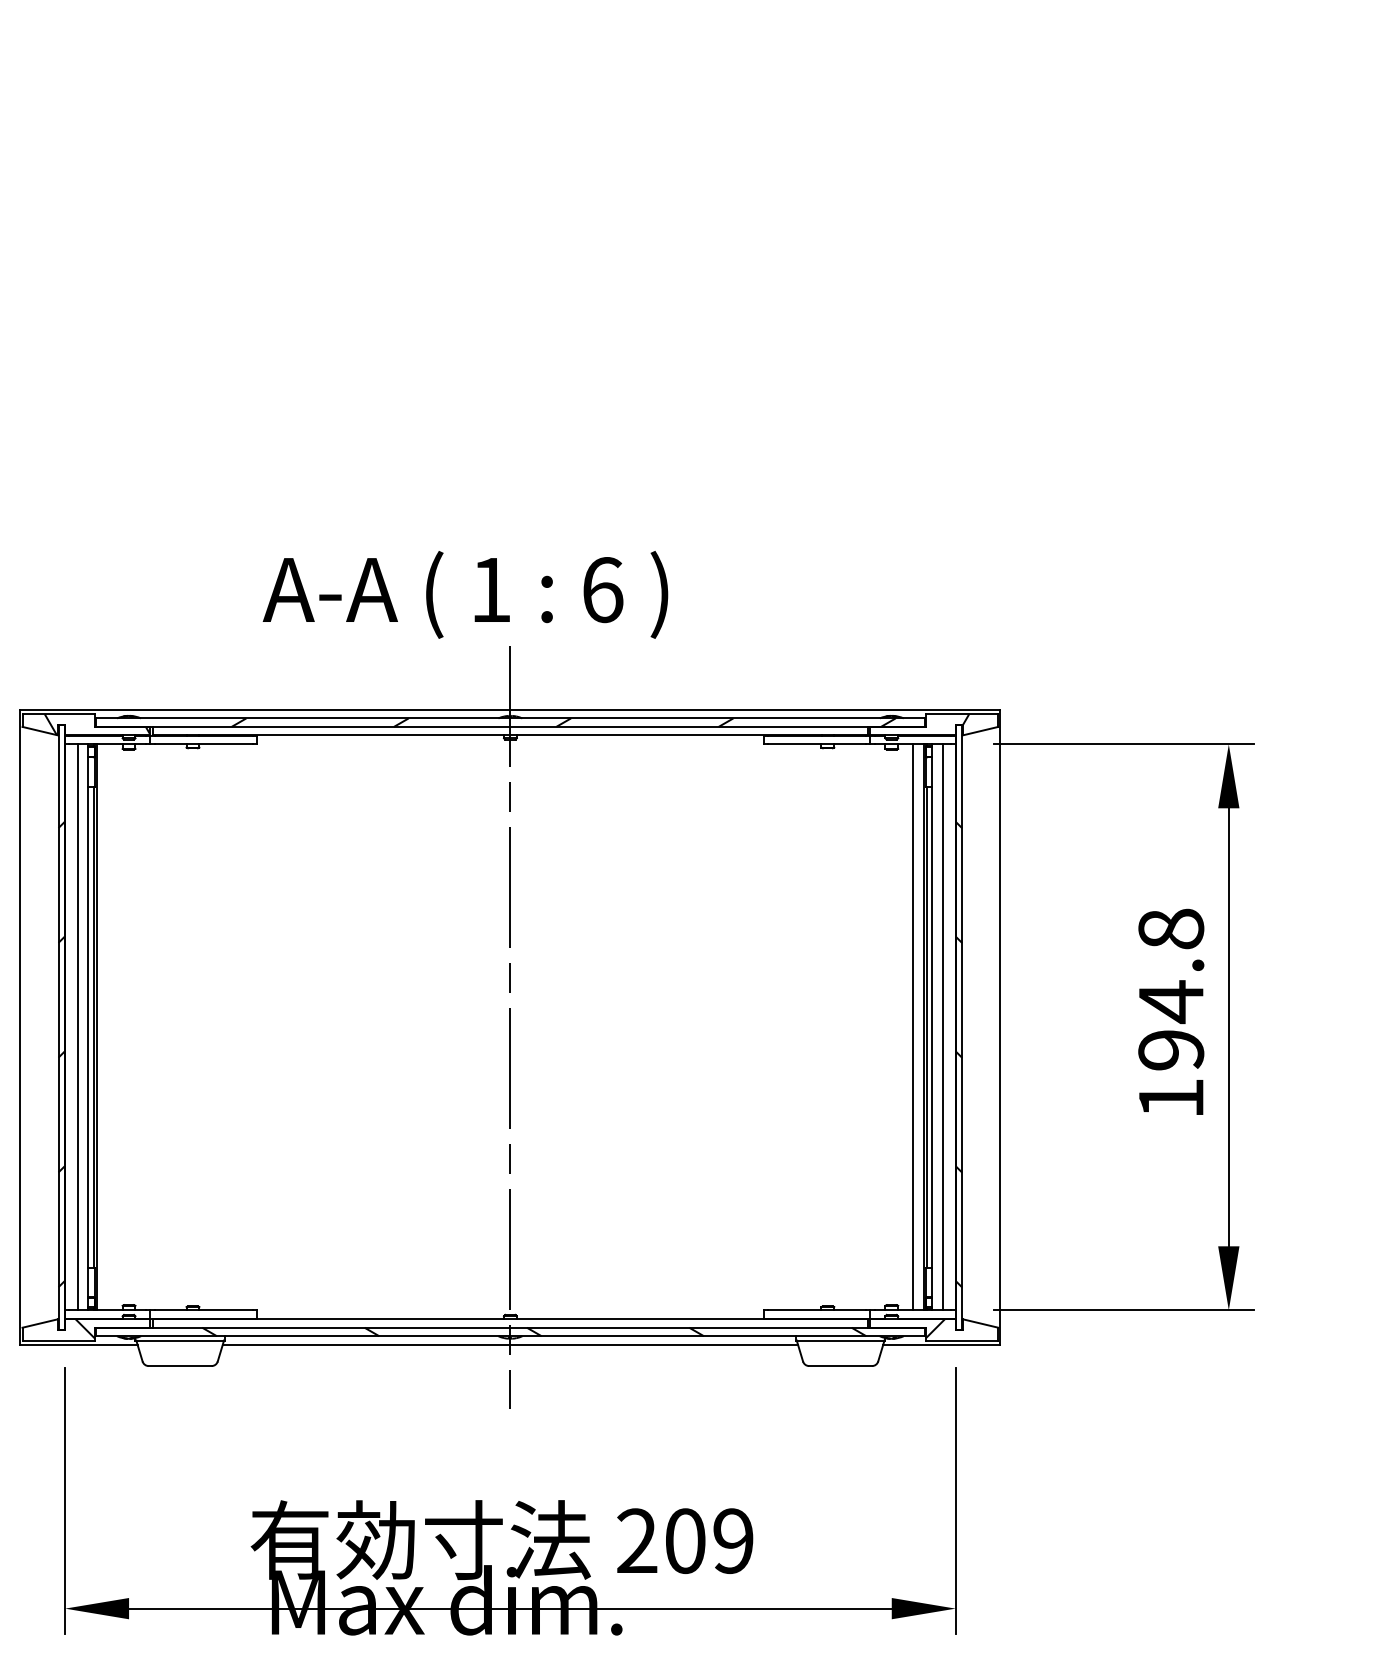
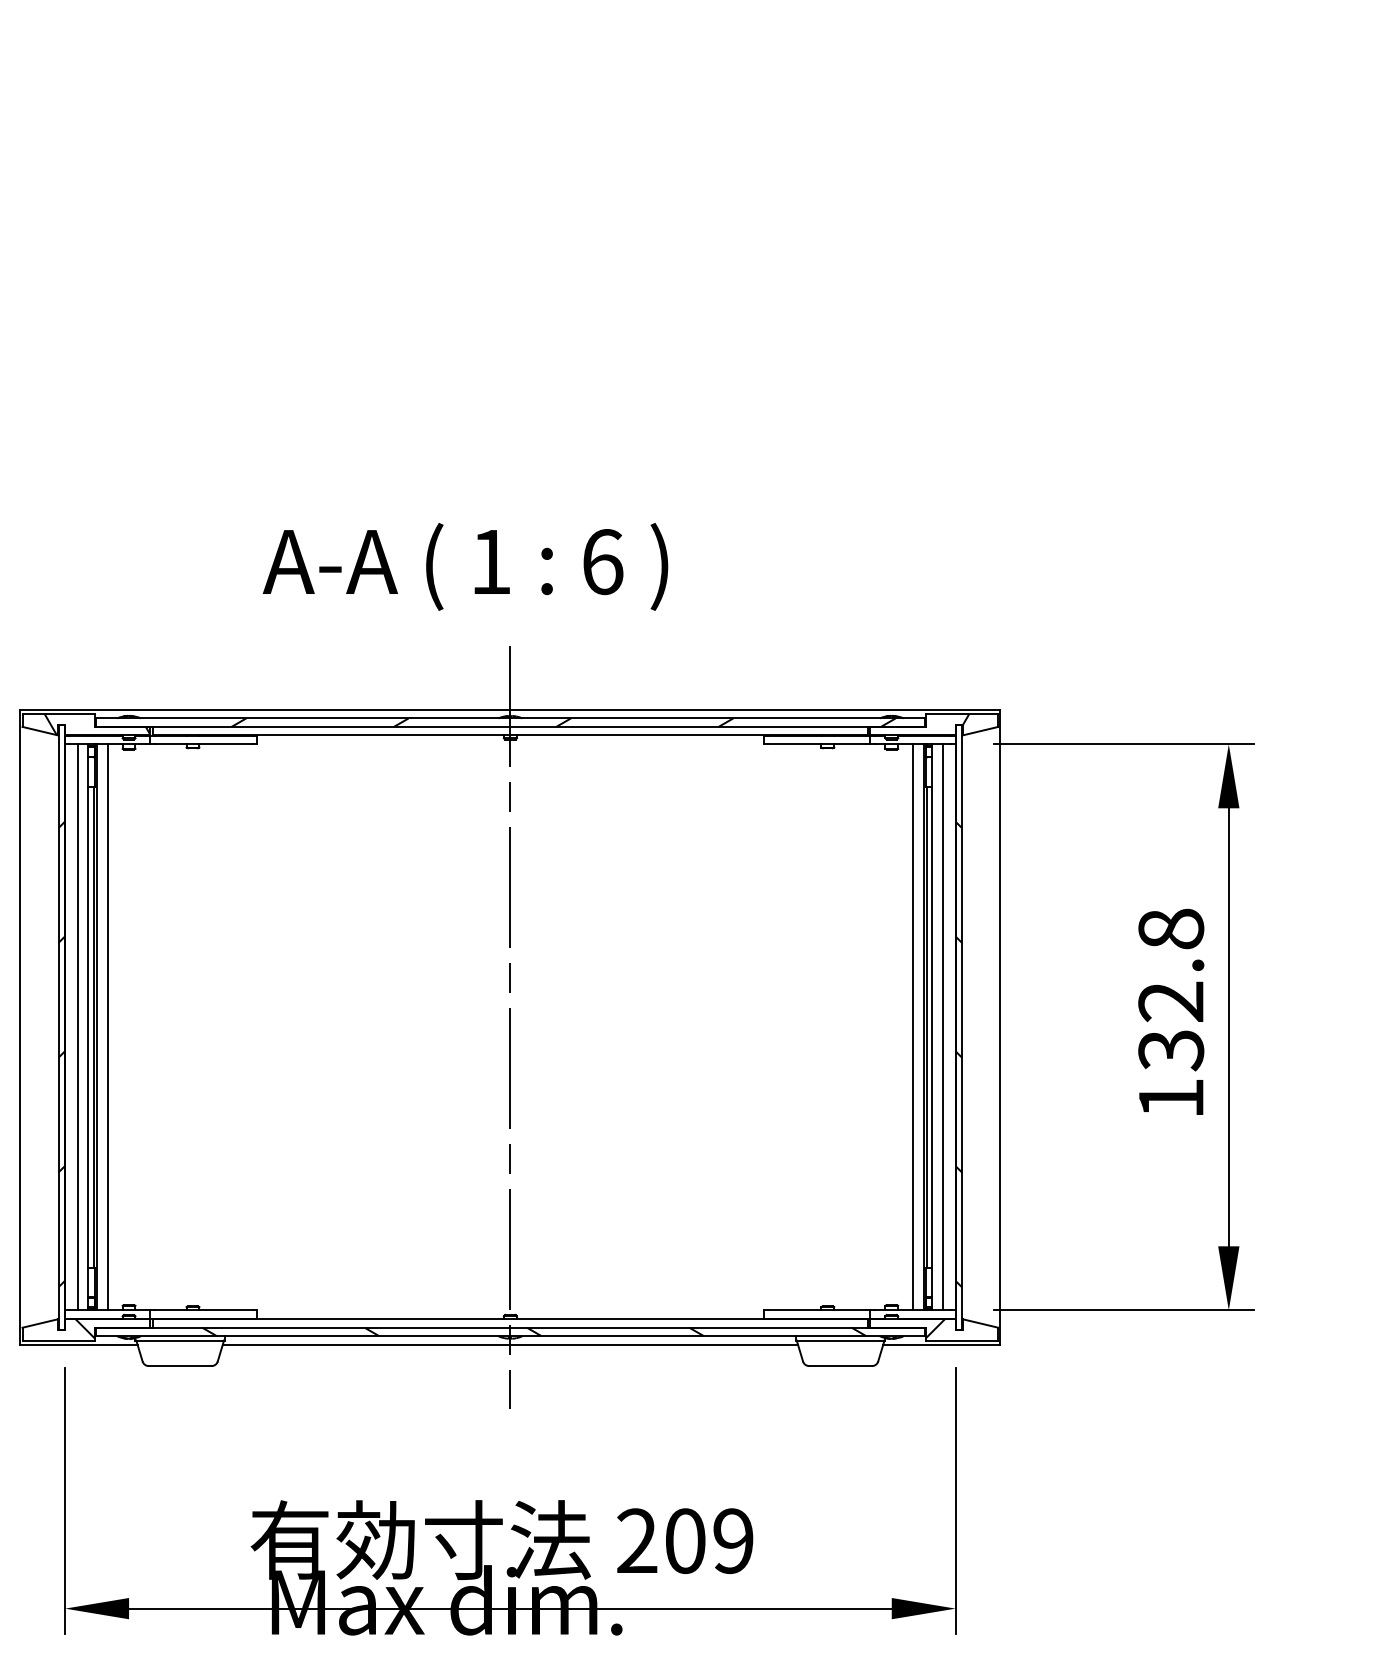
text position: (465, 594) -> (465, 566) (465, 566)
text: 194.8 -> 132.8 (1171, 1025)
line: none -> present (107, 1027)
